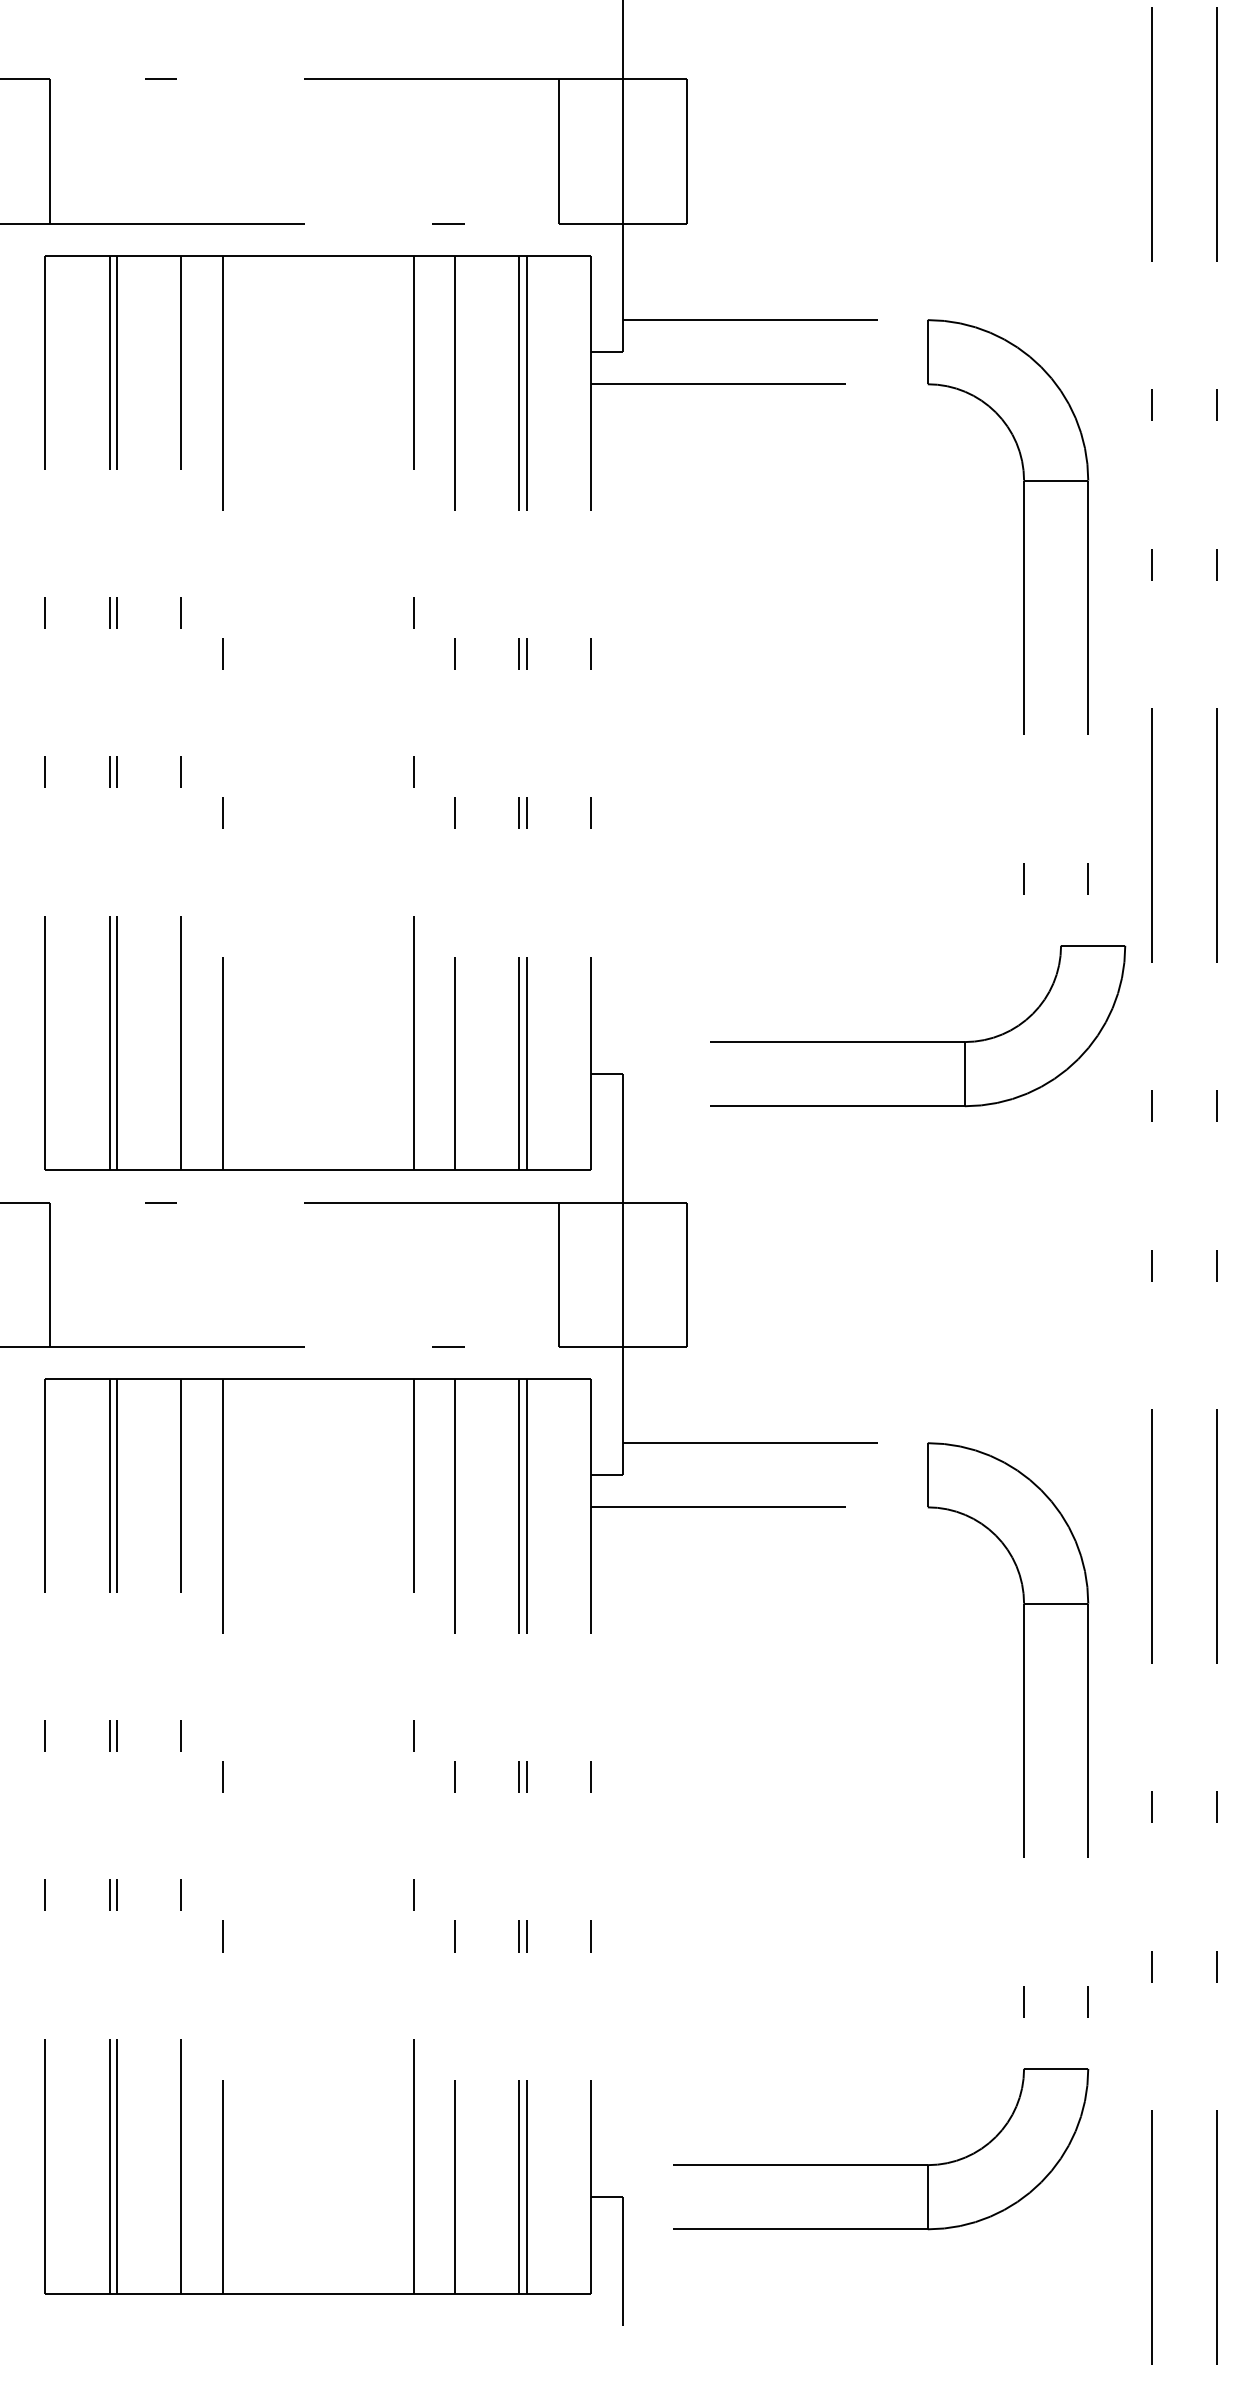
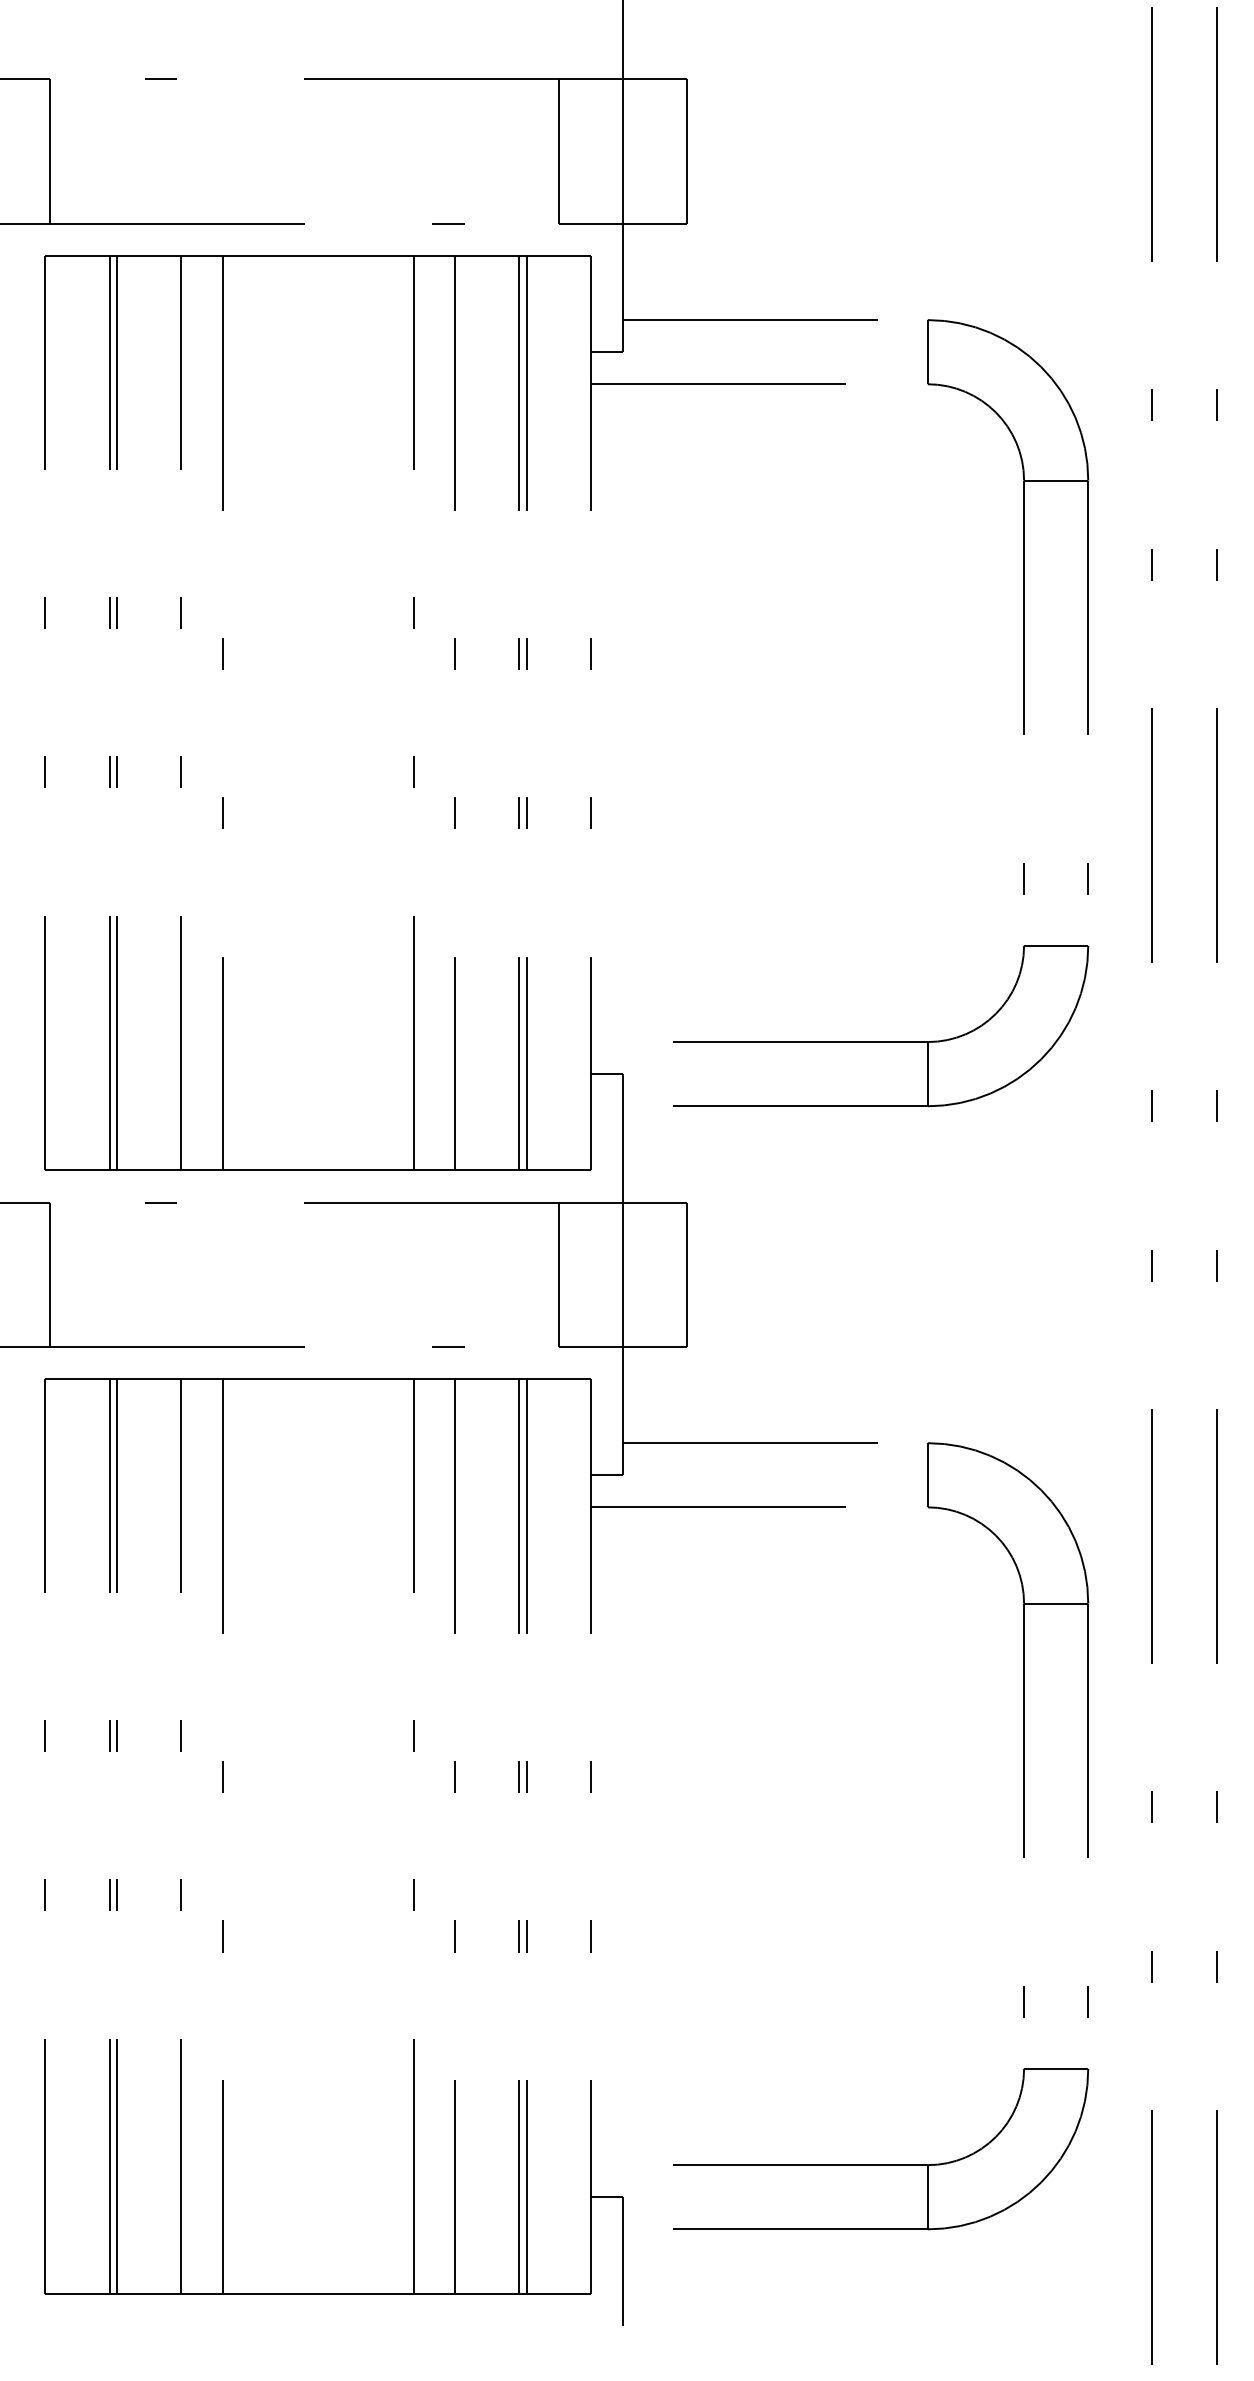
part position: (918, 1041) -> (881, 1041) (881, 1041)
